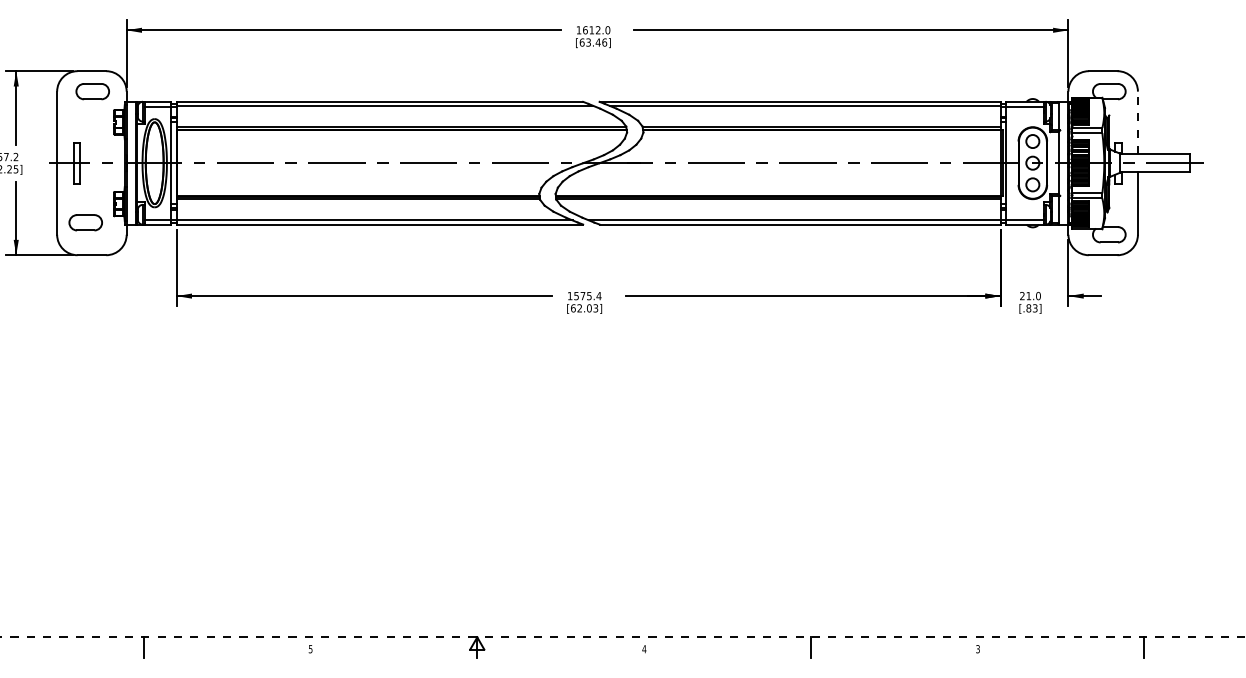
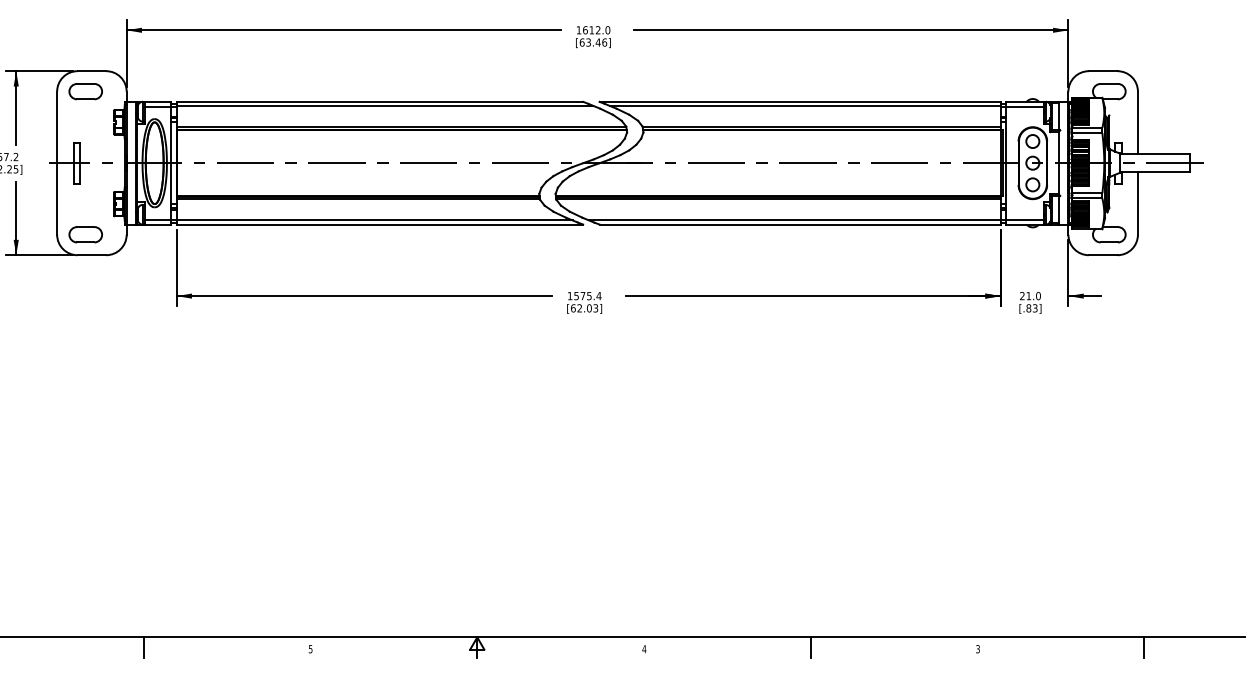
part position: (92, 91) -> (85, 91) (85, 91)
line: dashed -> solid (1137, 122)
part position: (85, 222) -> (85, 234) (85, 234)
line: dashed -> solid (623, 637)
